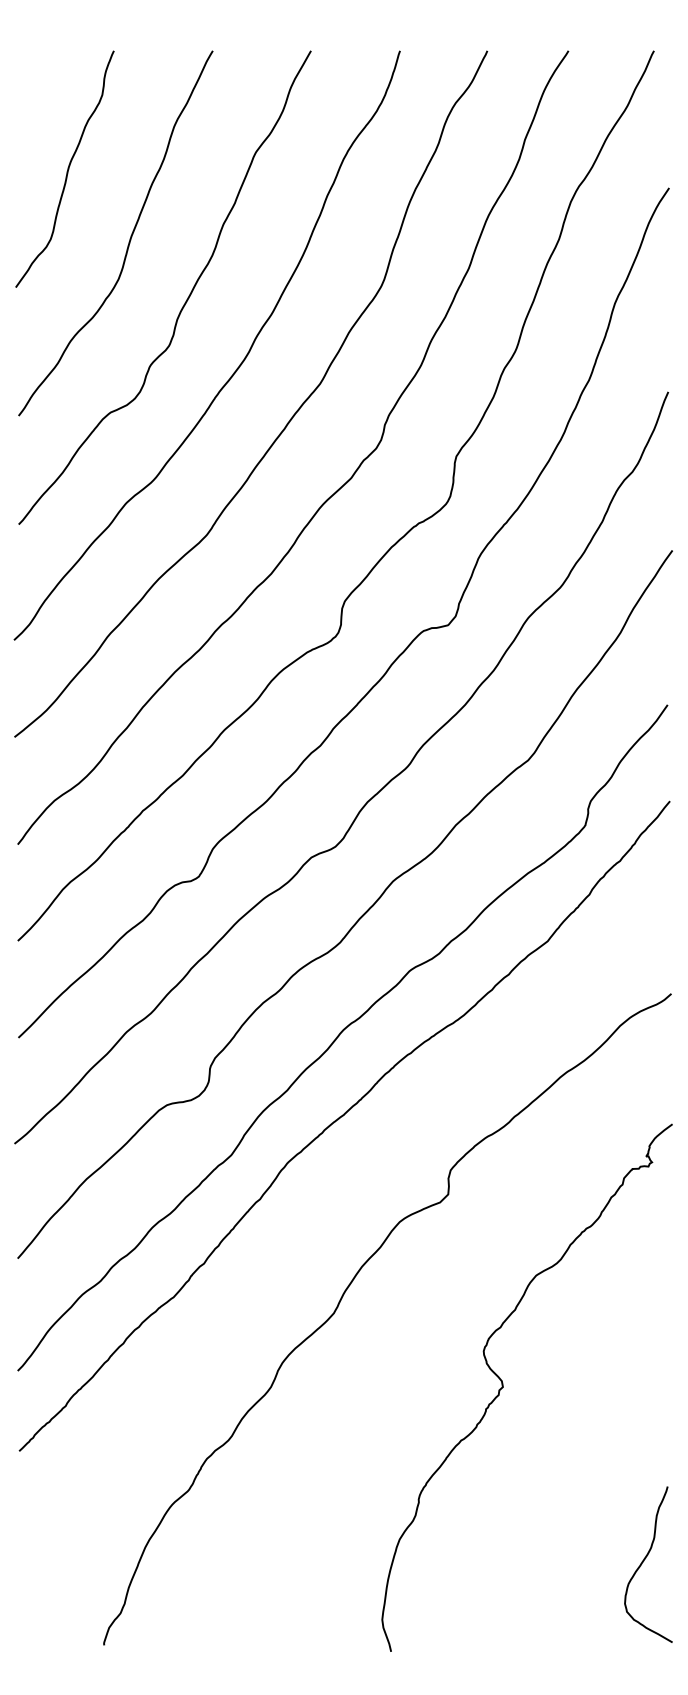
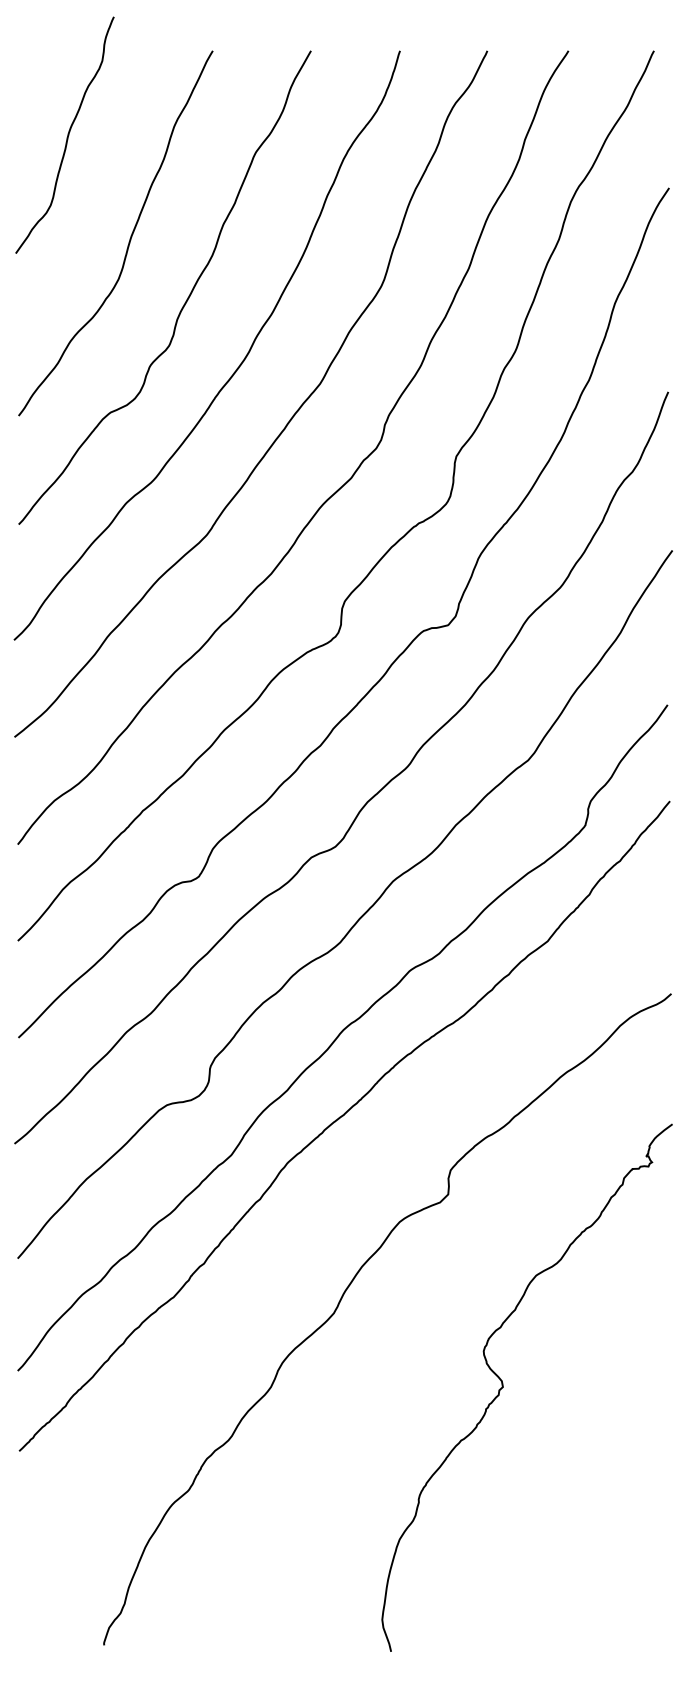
curve position: (67, 168) -> (67, 134) (67, 134)
curve: present -> none (644, 1561)
